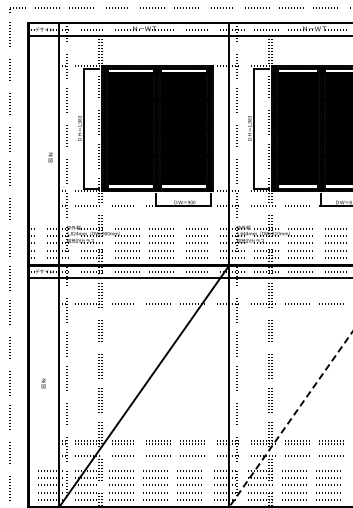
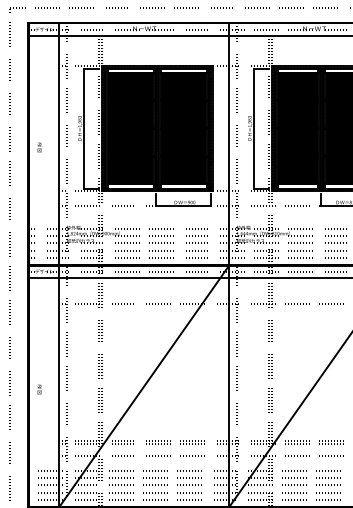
text position: (50, 157) -> (39, 147) (39, 147)
text position: (43, 383) -> (39, 389) (39, 389)
line: dashed -> solid (290, 419)
